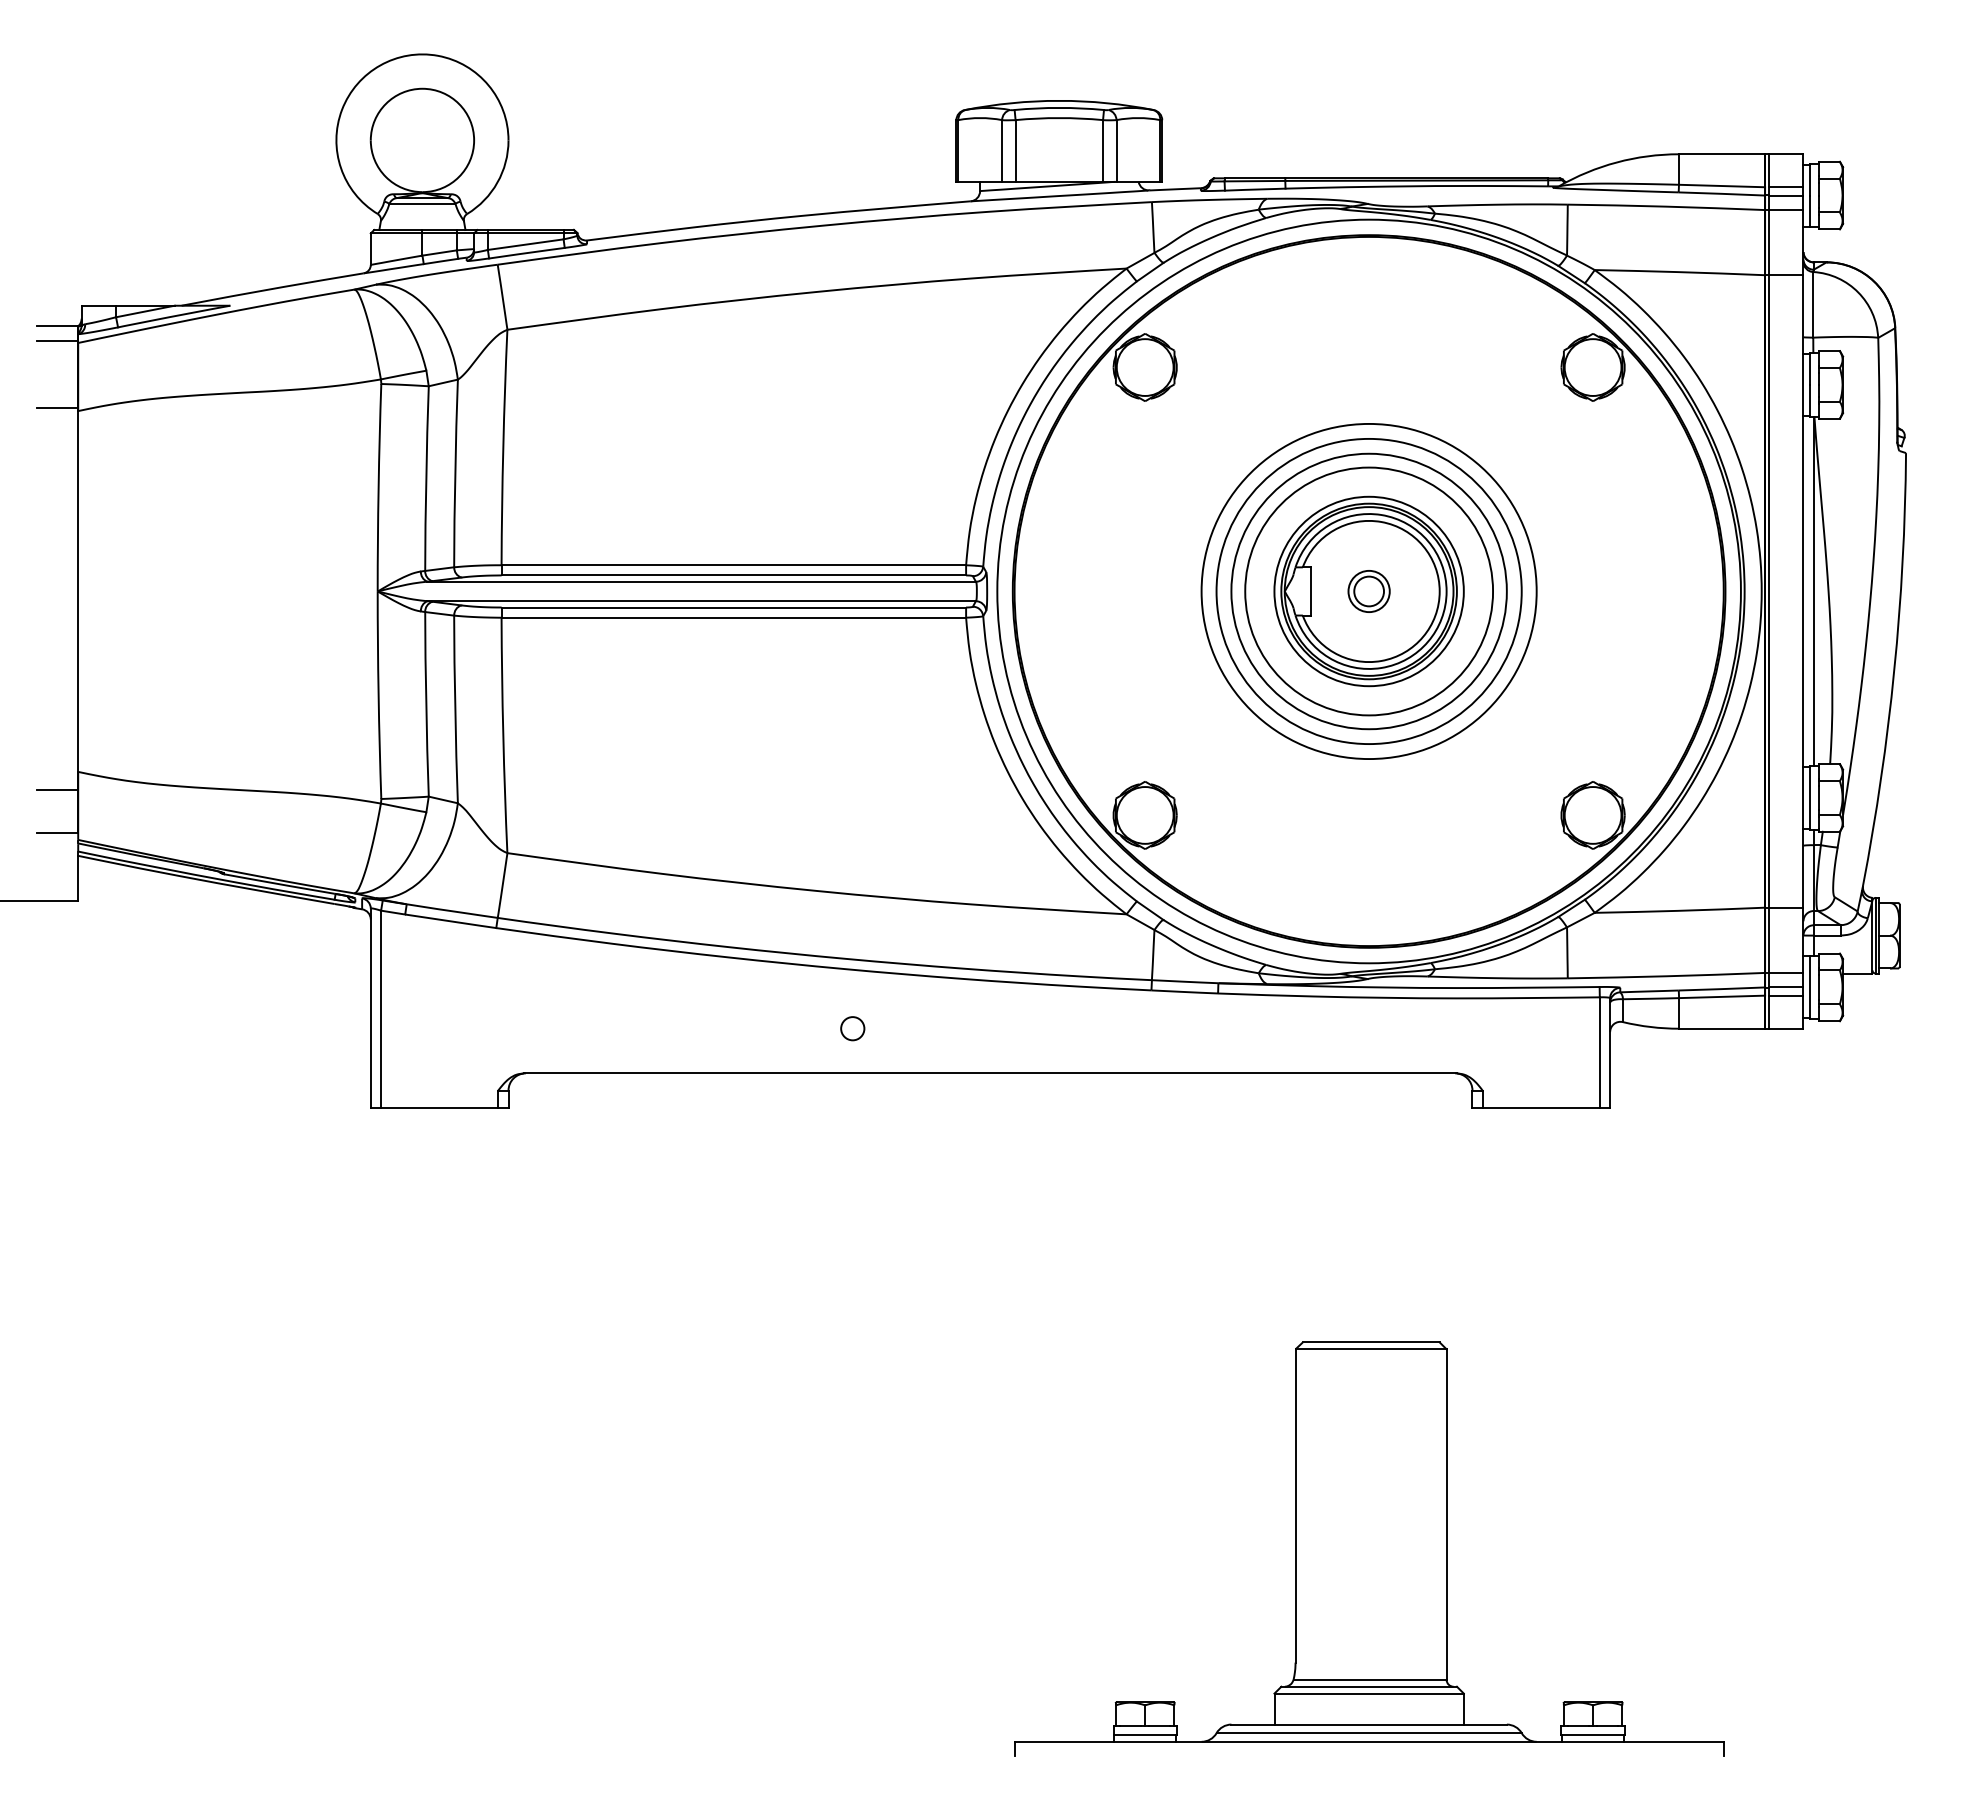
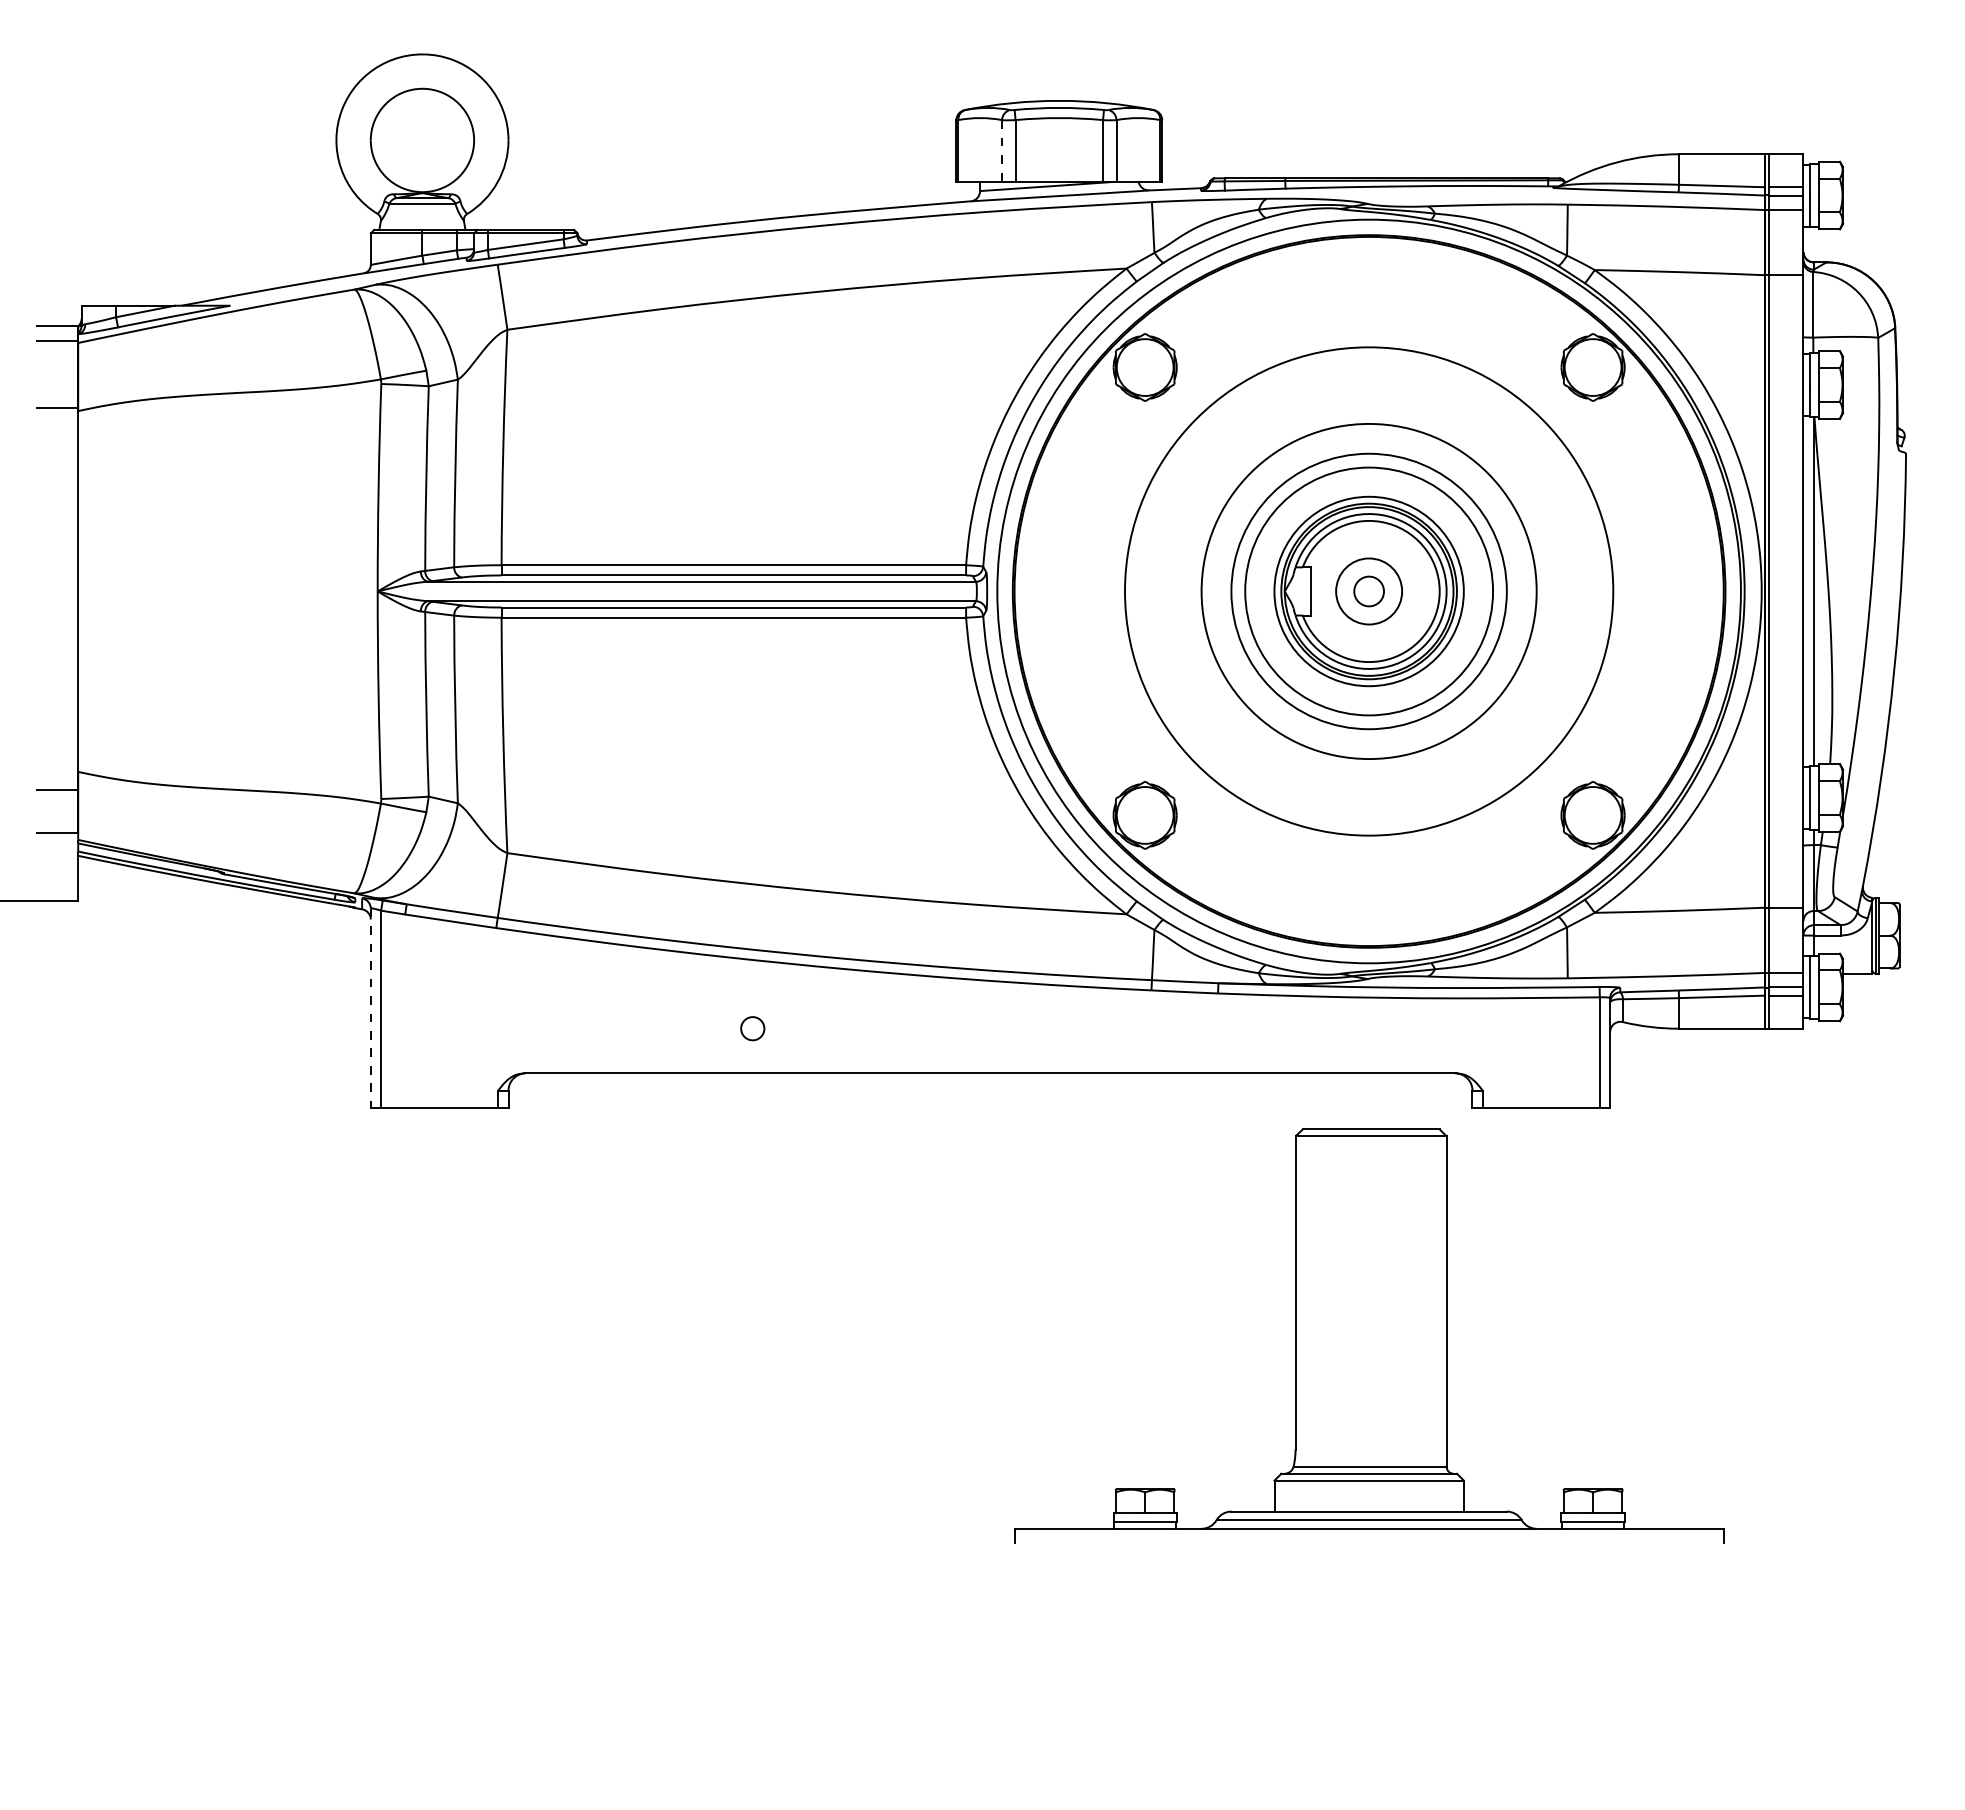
line: solid -> dashed (1002, 151)
circle diameter: 305 px -> 488 px (1369, 591)
circle diameter: 41 px -> 66 px (1369, 591)
line: solid -> dashed (370, 1008)
circle position: (852, 1028) -> (752, 1028) (752, 1028)
part position: (1369, 1548) -> (1369, 1335) (1369, 1335)
